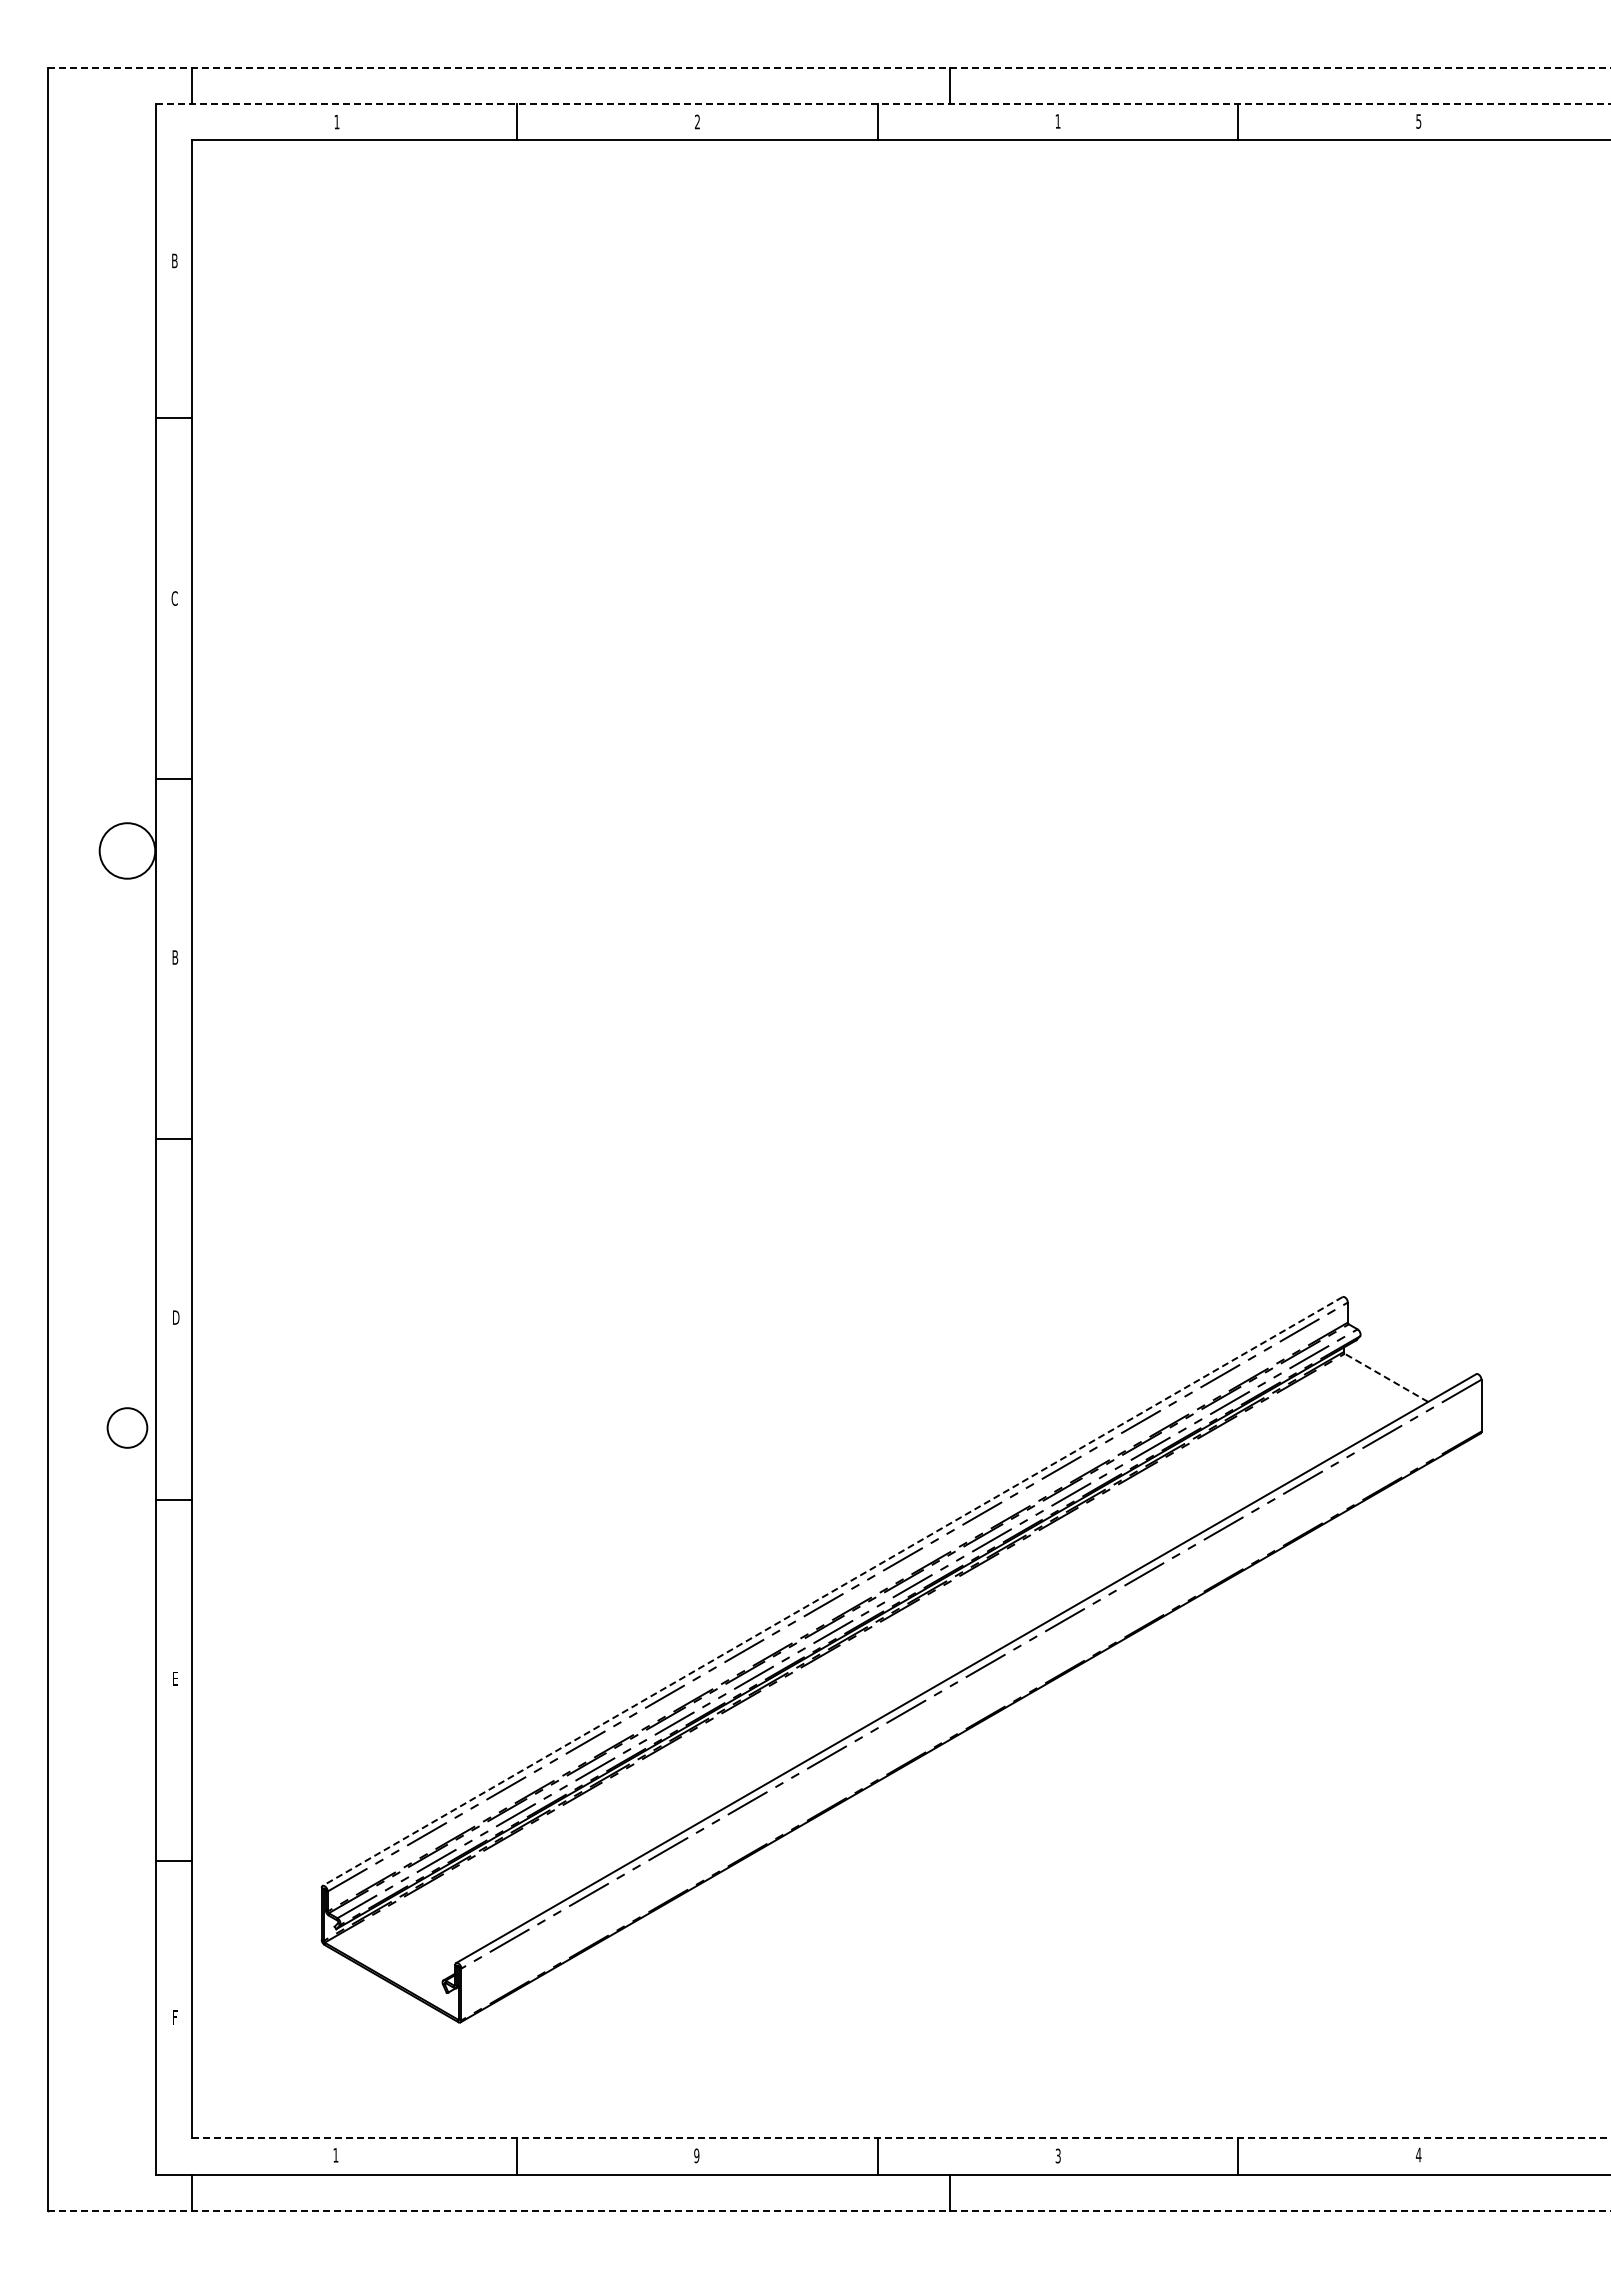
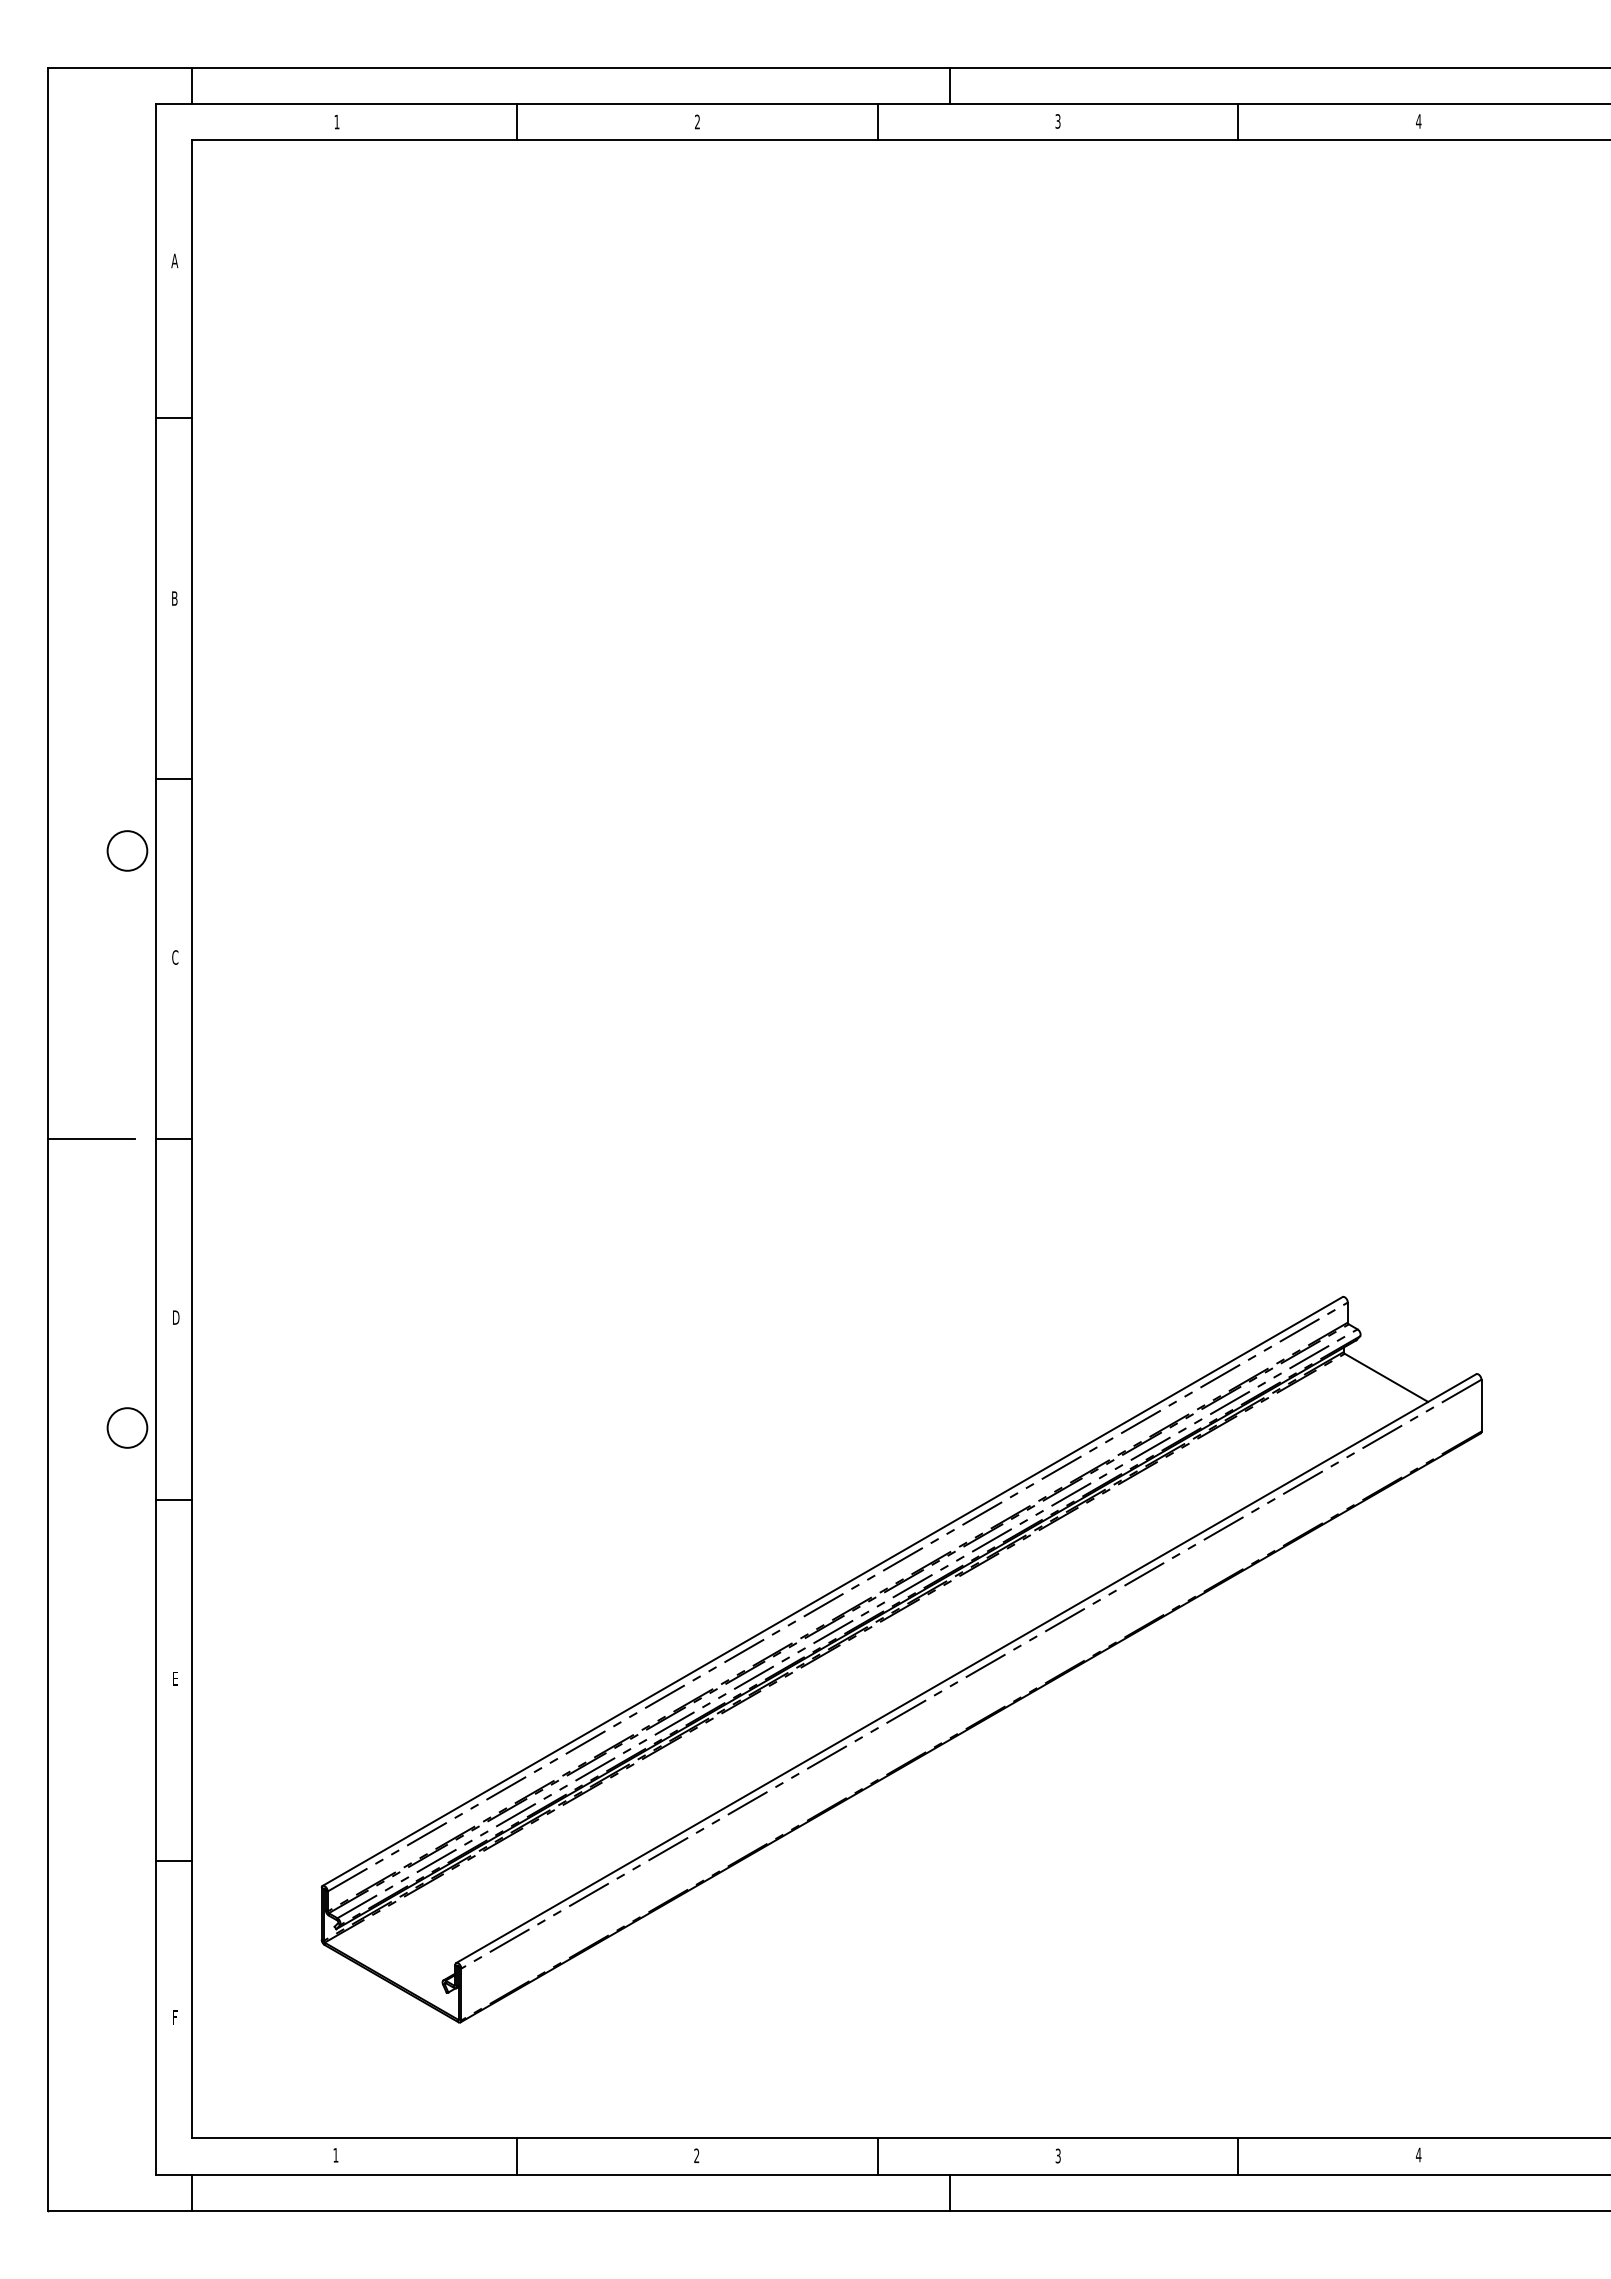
line: dashed -> solid (829, 68)
line: dashed -> solid (884, 104)
text: 1 -> 3 (1057, 121)
text: 5 -> 4 (1418, 121)
text: B -> A (174, 260)
text: C -> B (174, 598)
circle diameter: 56 px -> 40 px (127, 850)
text: B -> C (175, 957)
line: none -> present (91, 1139)
line: dashed -> solid (1386, 1377)
line: dashed -> solid (832, 1591)
line: dashed -> solid (902, 2138)
text: 9 -> 2 (696, 2155)
line: dashed -> solid (829, 2210)
